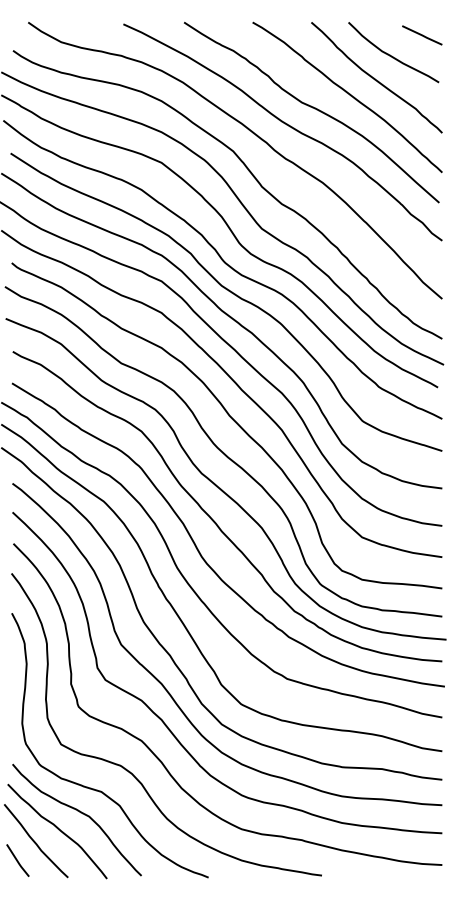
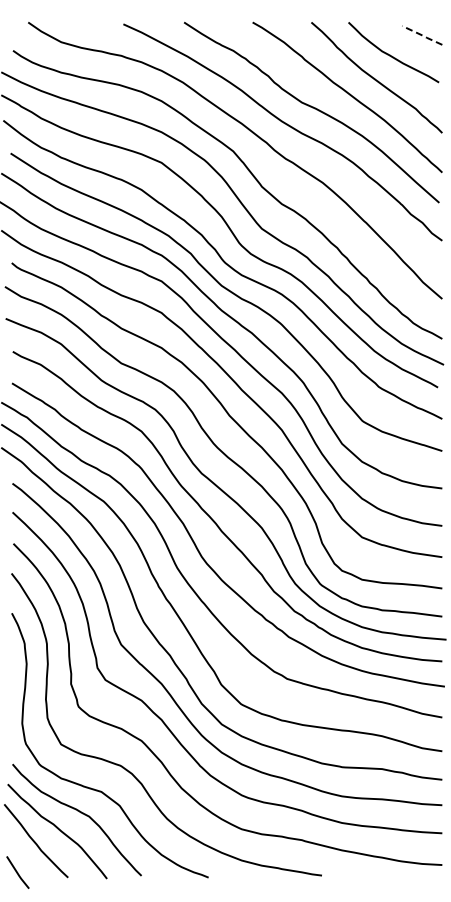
line: solid -> dashed (422, 35)
line position: (17, 860) -> (17, 872) (17, 872)
